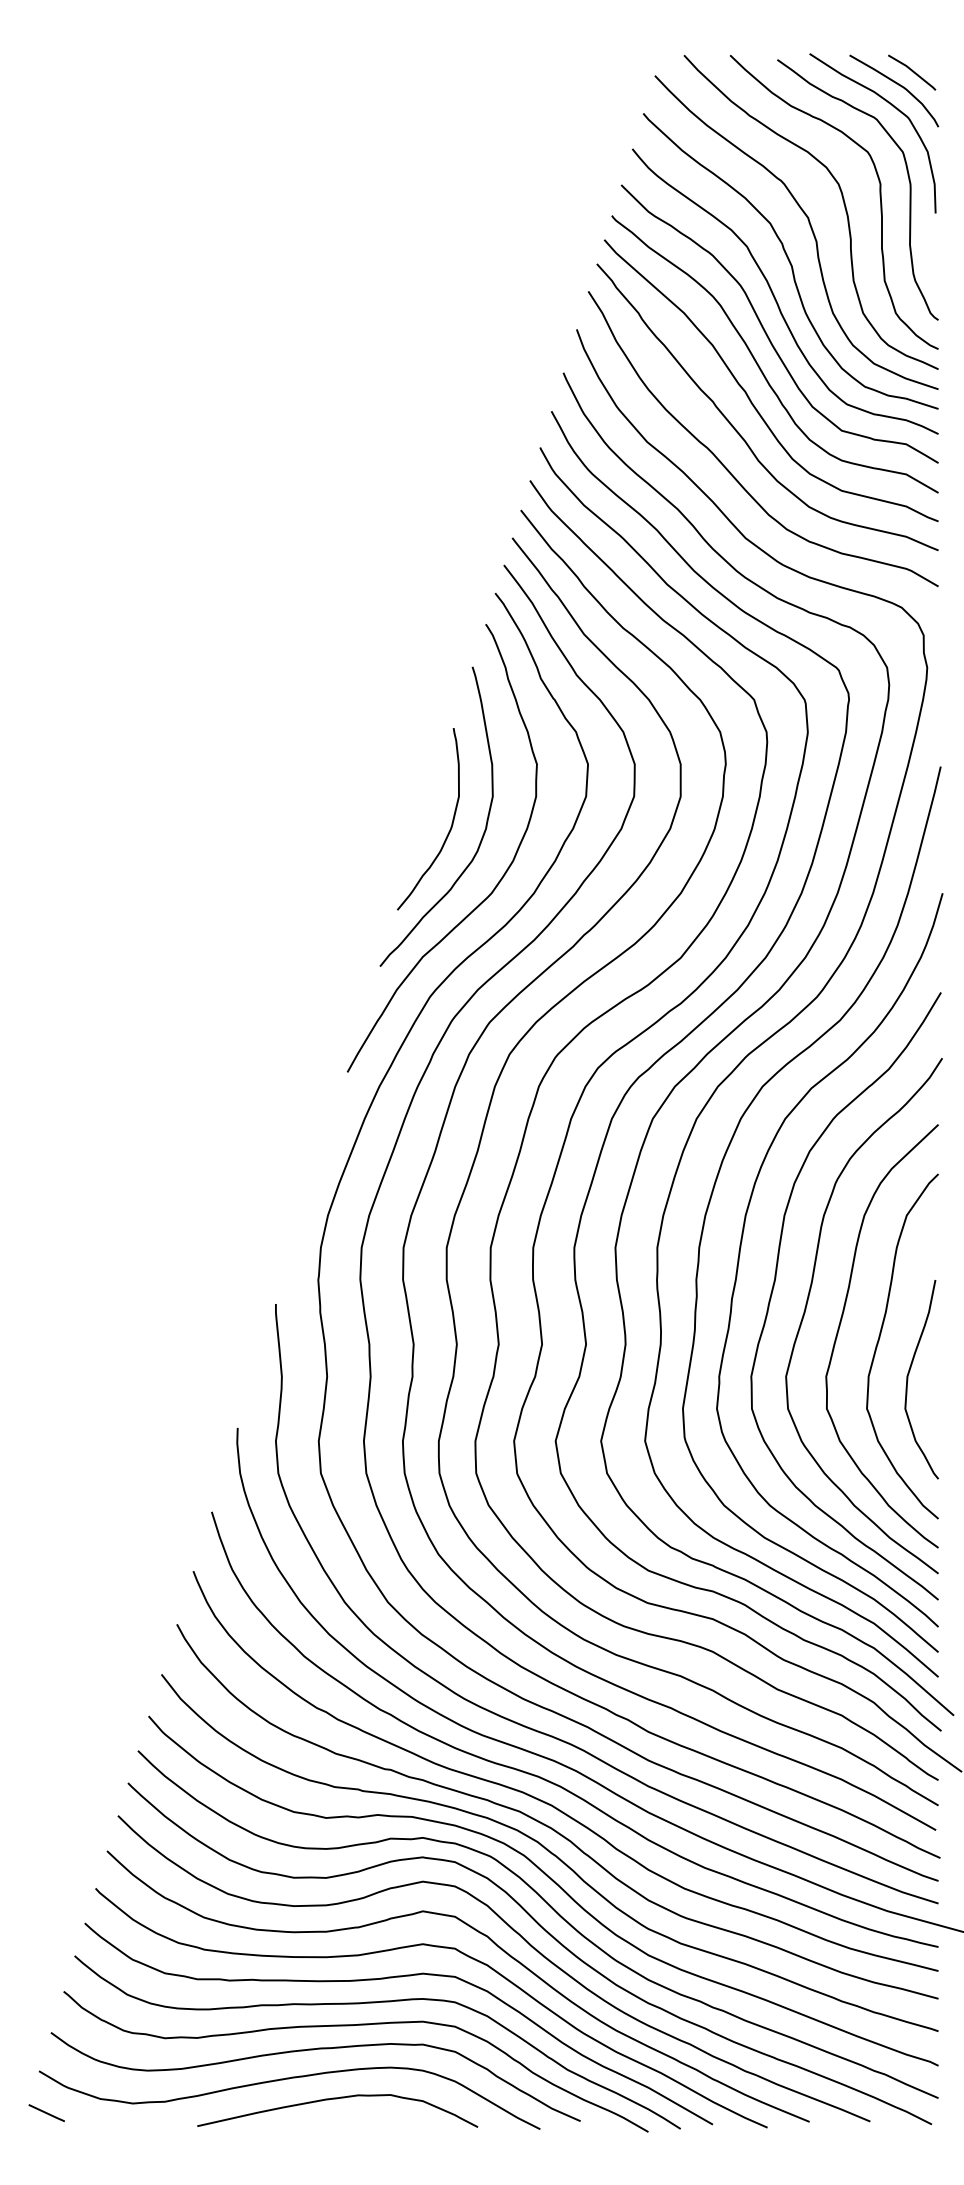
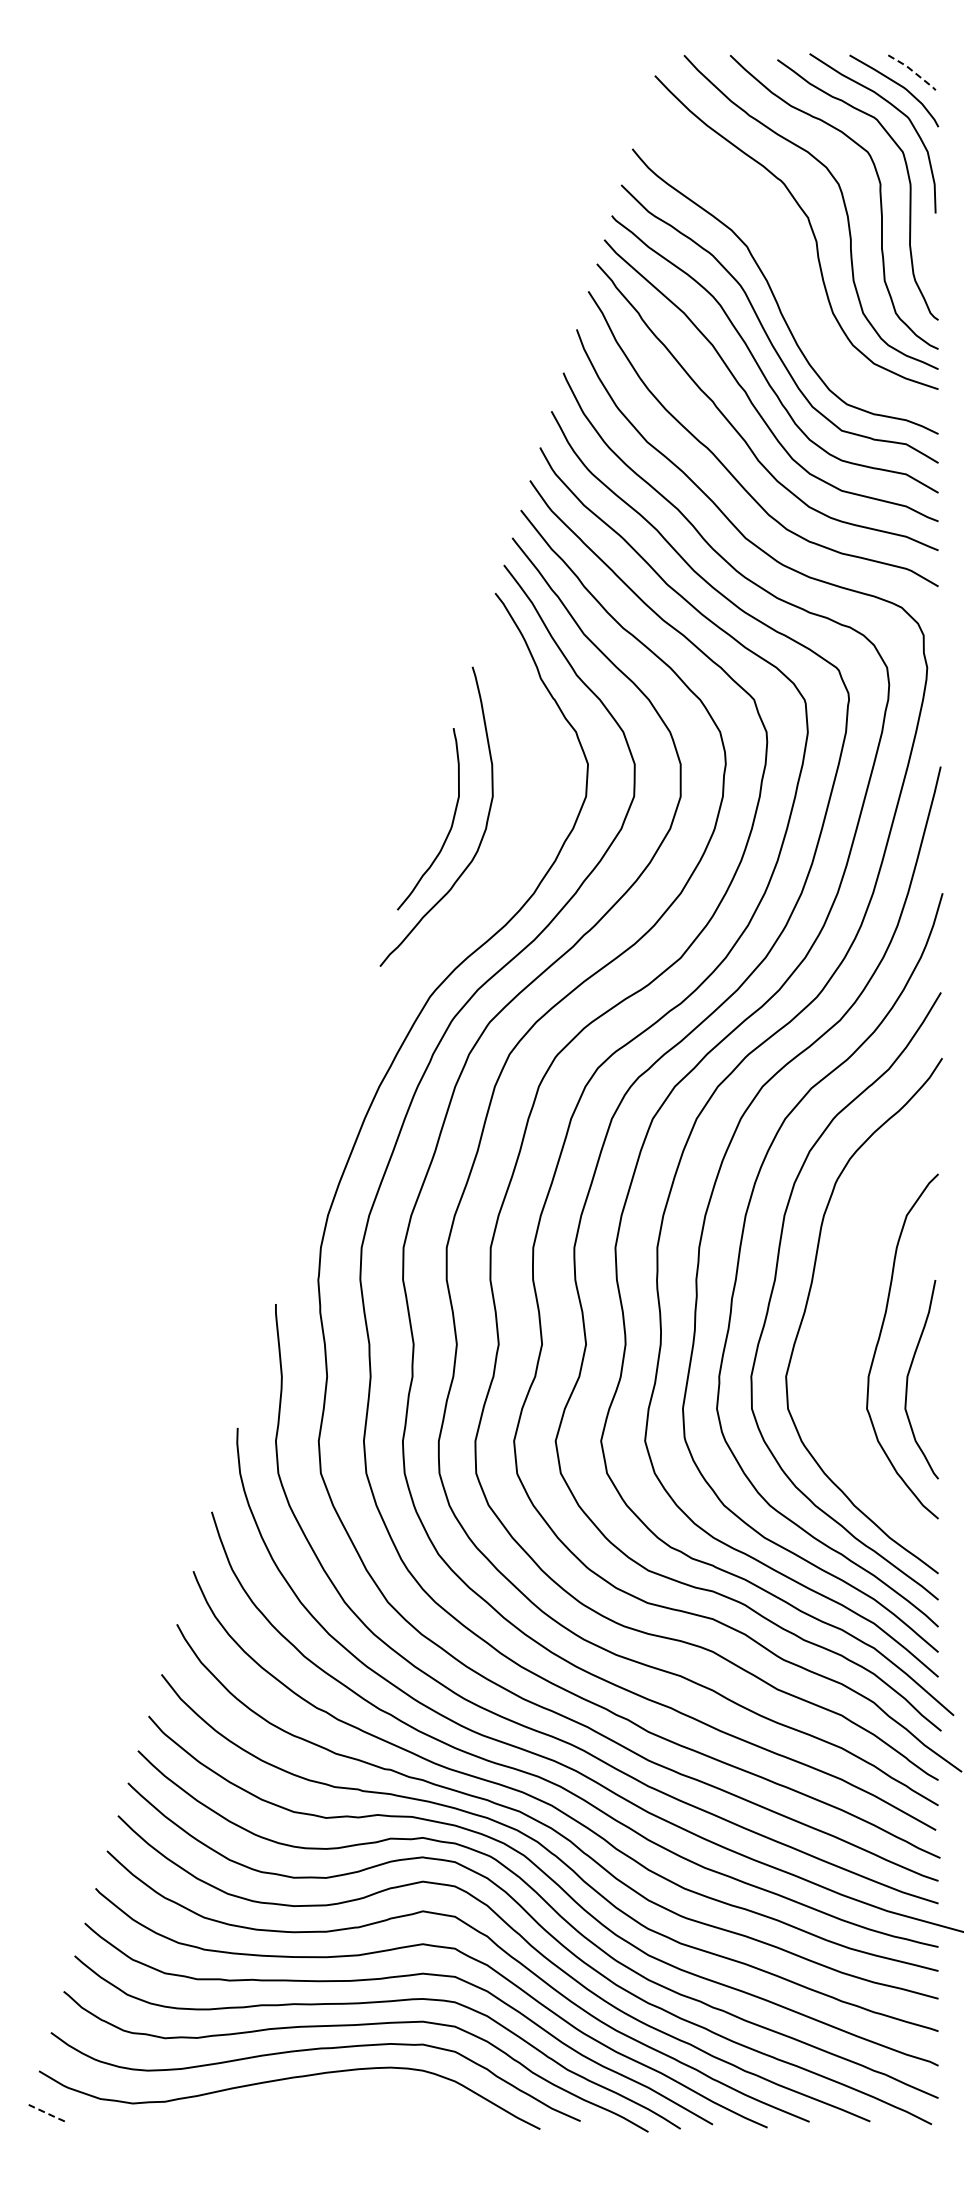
line: solid -> dashed (913, 71)
curve: present -> none (790, 261)
curve: present -> none (495, 885)
curve: present -> none (840, 1326)
curve: present -> none (337, 2099)
line: solid -> dashed (46, 2113)
